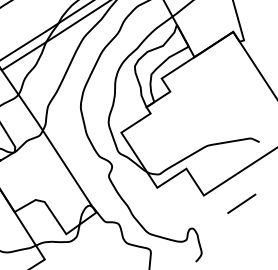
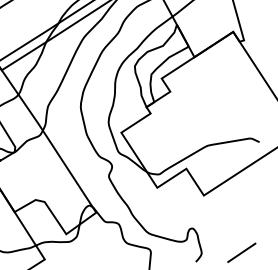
line position: (241, 203) -> (241, 252) (241, 252)
